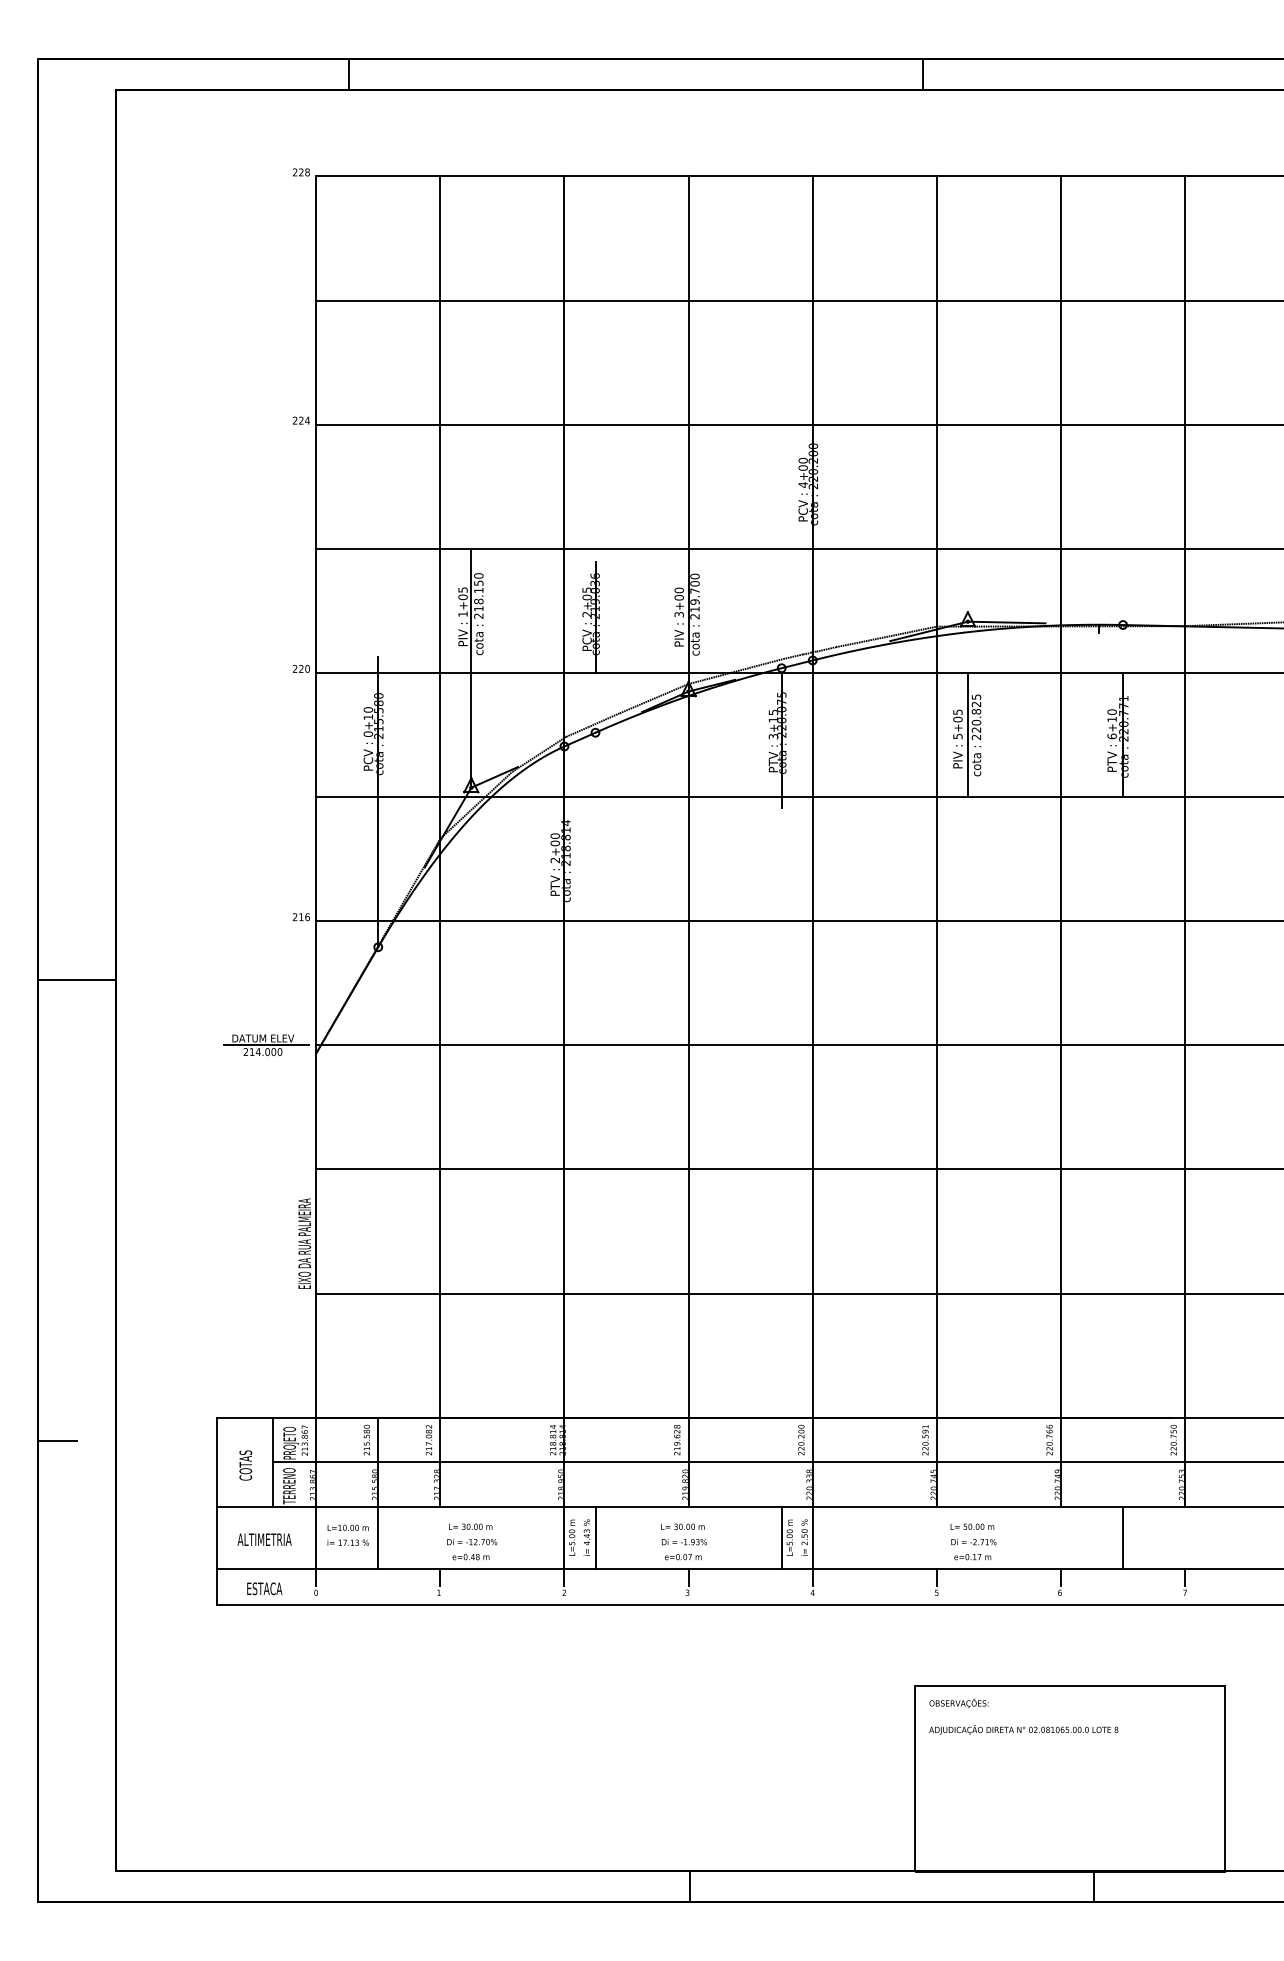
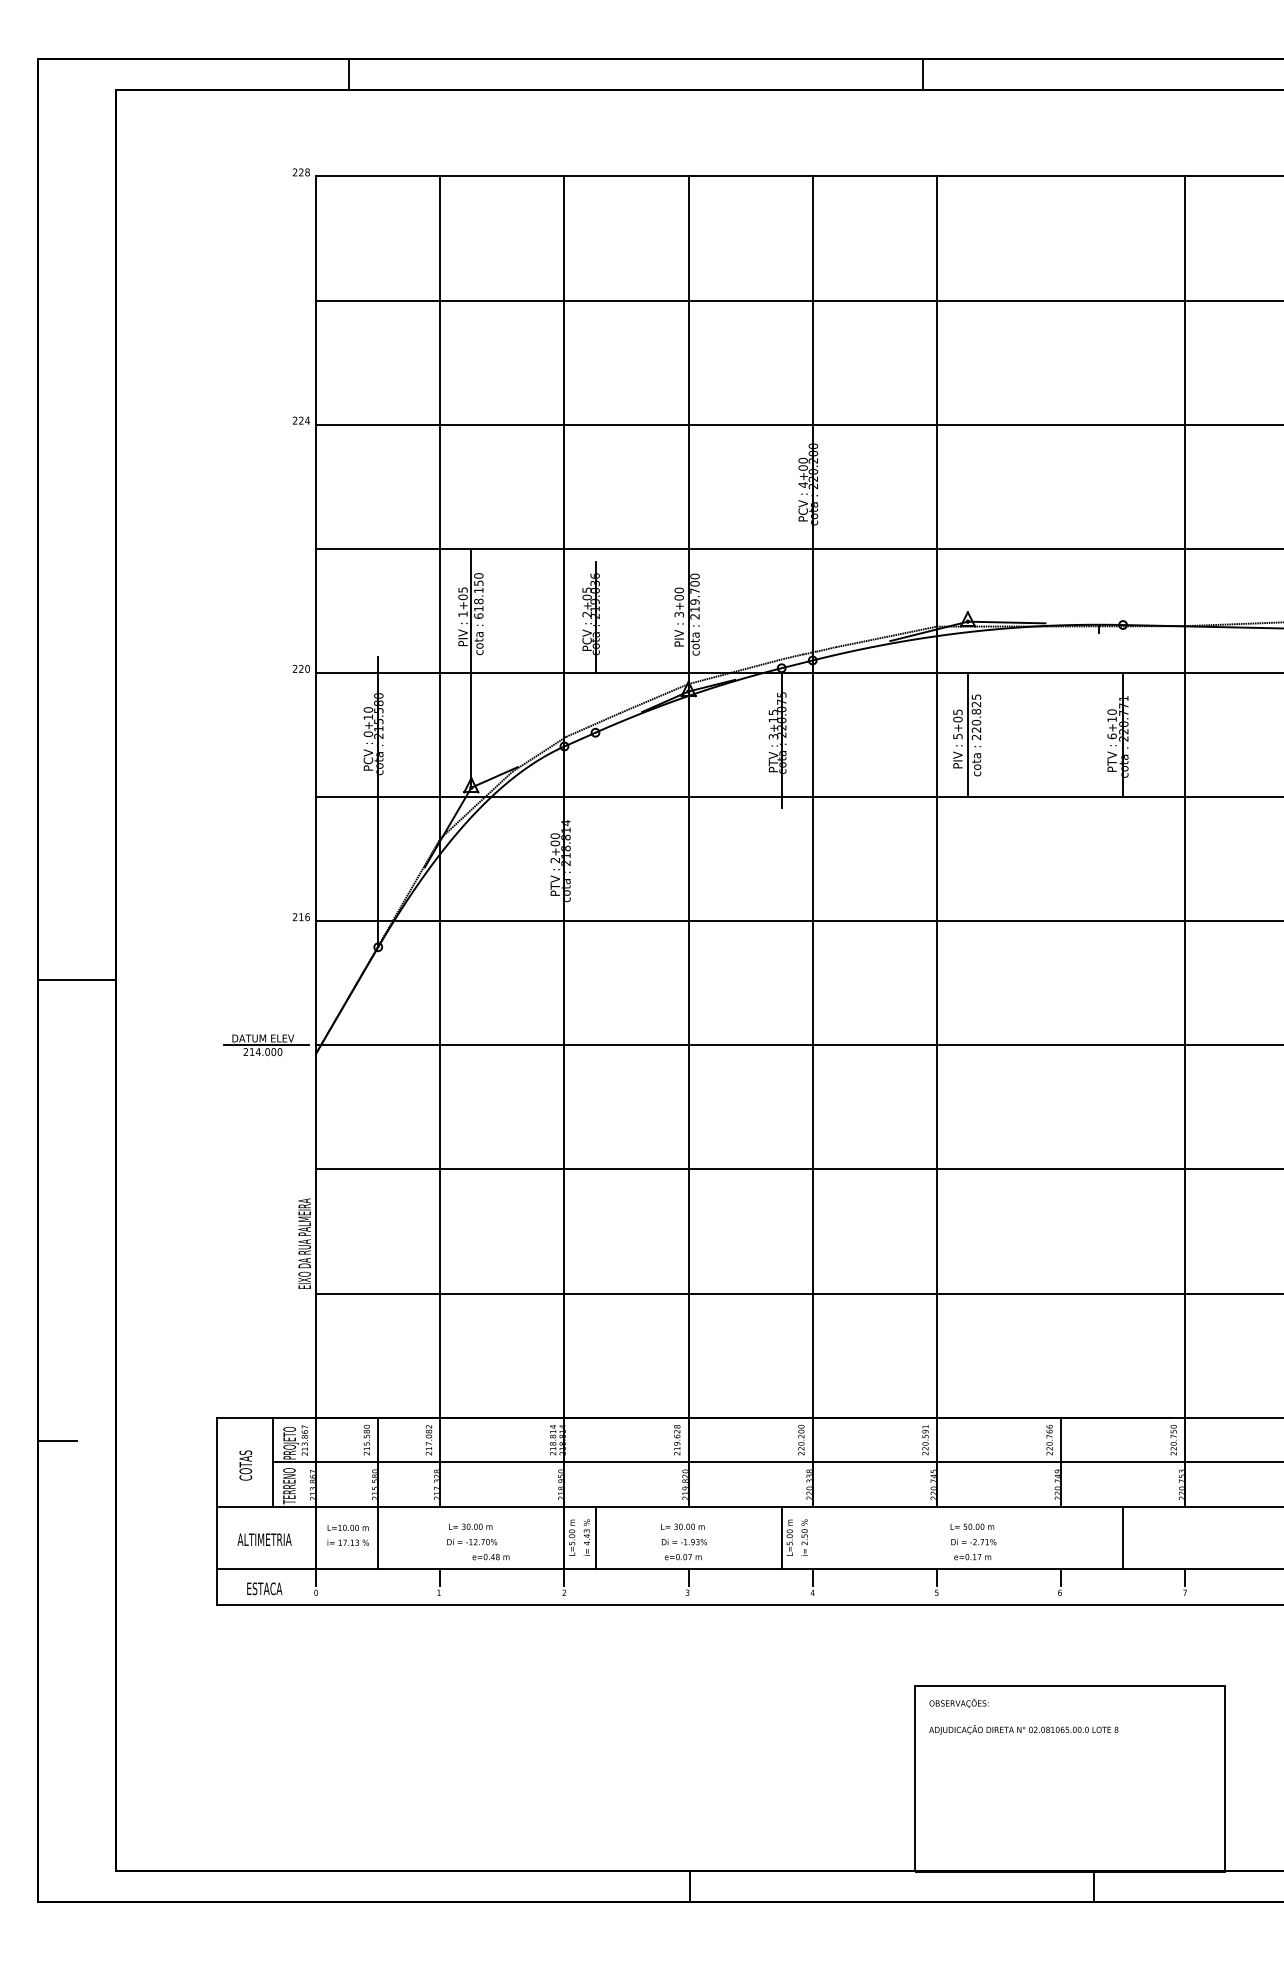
text: 218.150 -> 618.150 (478, 615)
line: present -> none (1060, 796)
line: present -> none (812, 1537)
text position: (470, 1557) -> (490, 1557) (490, 1557)
